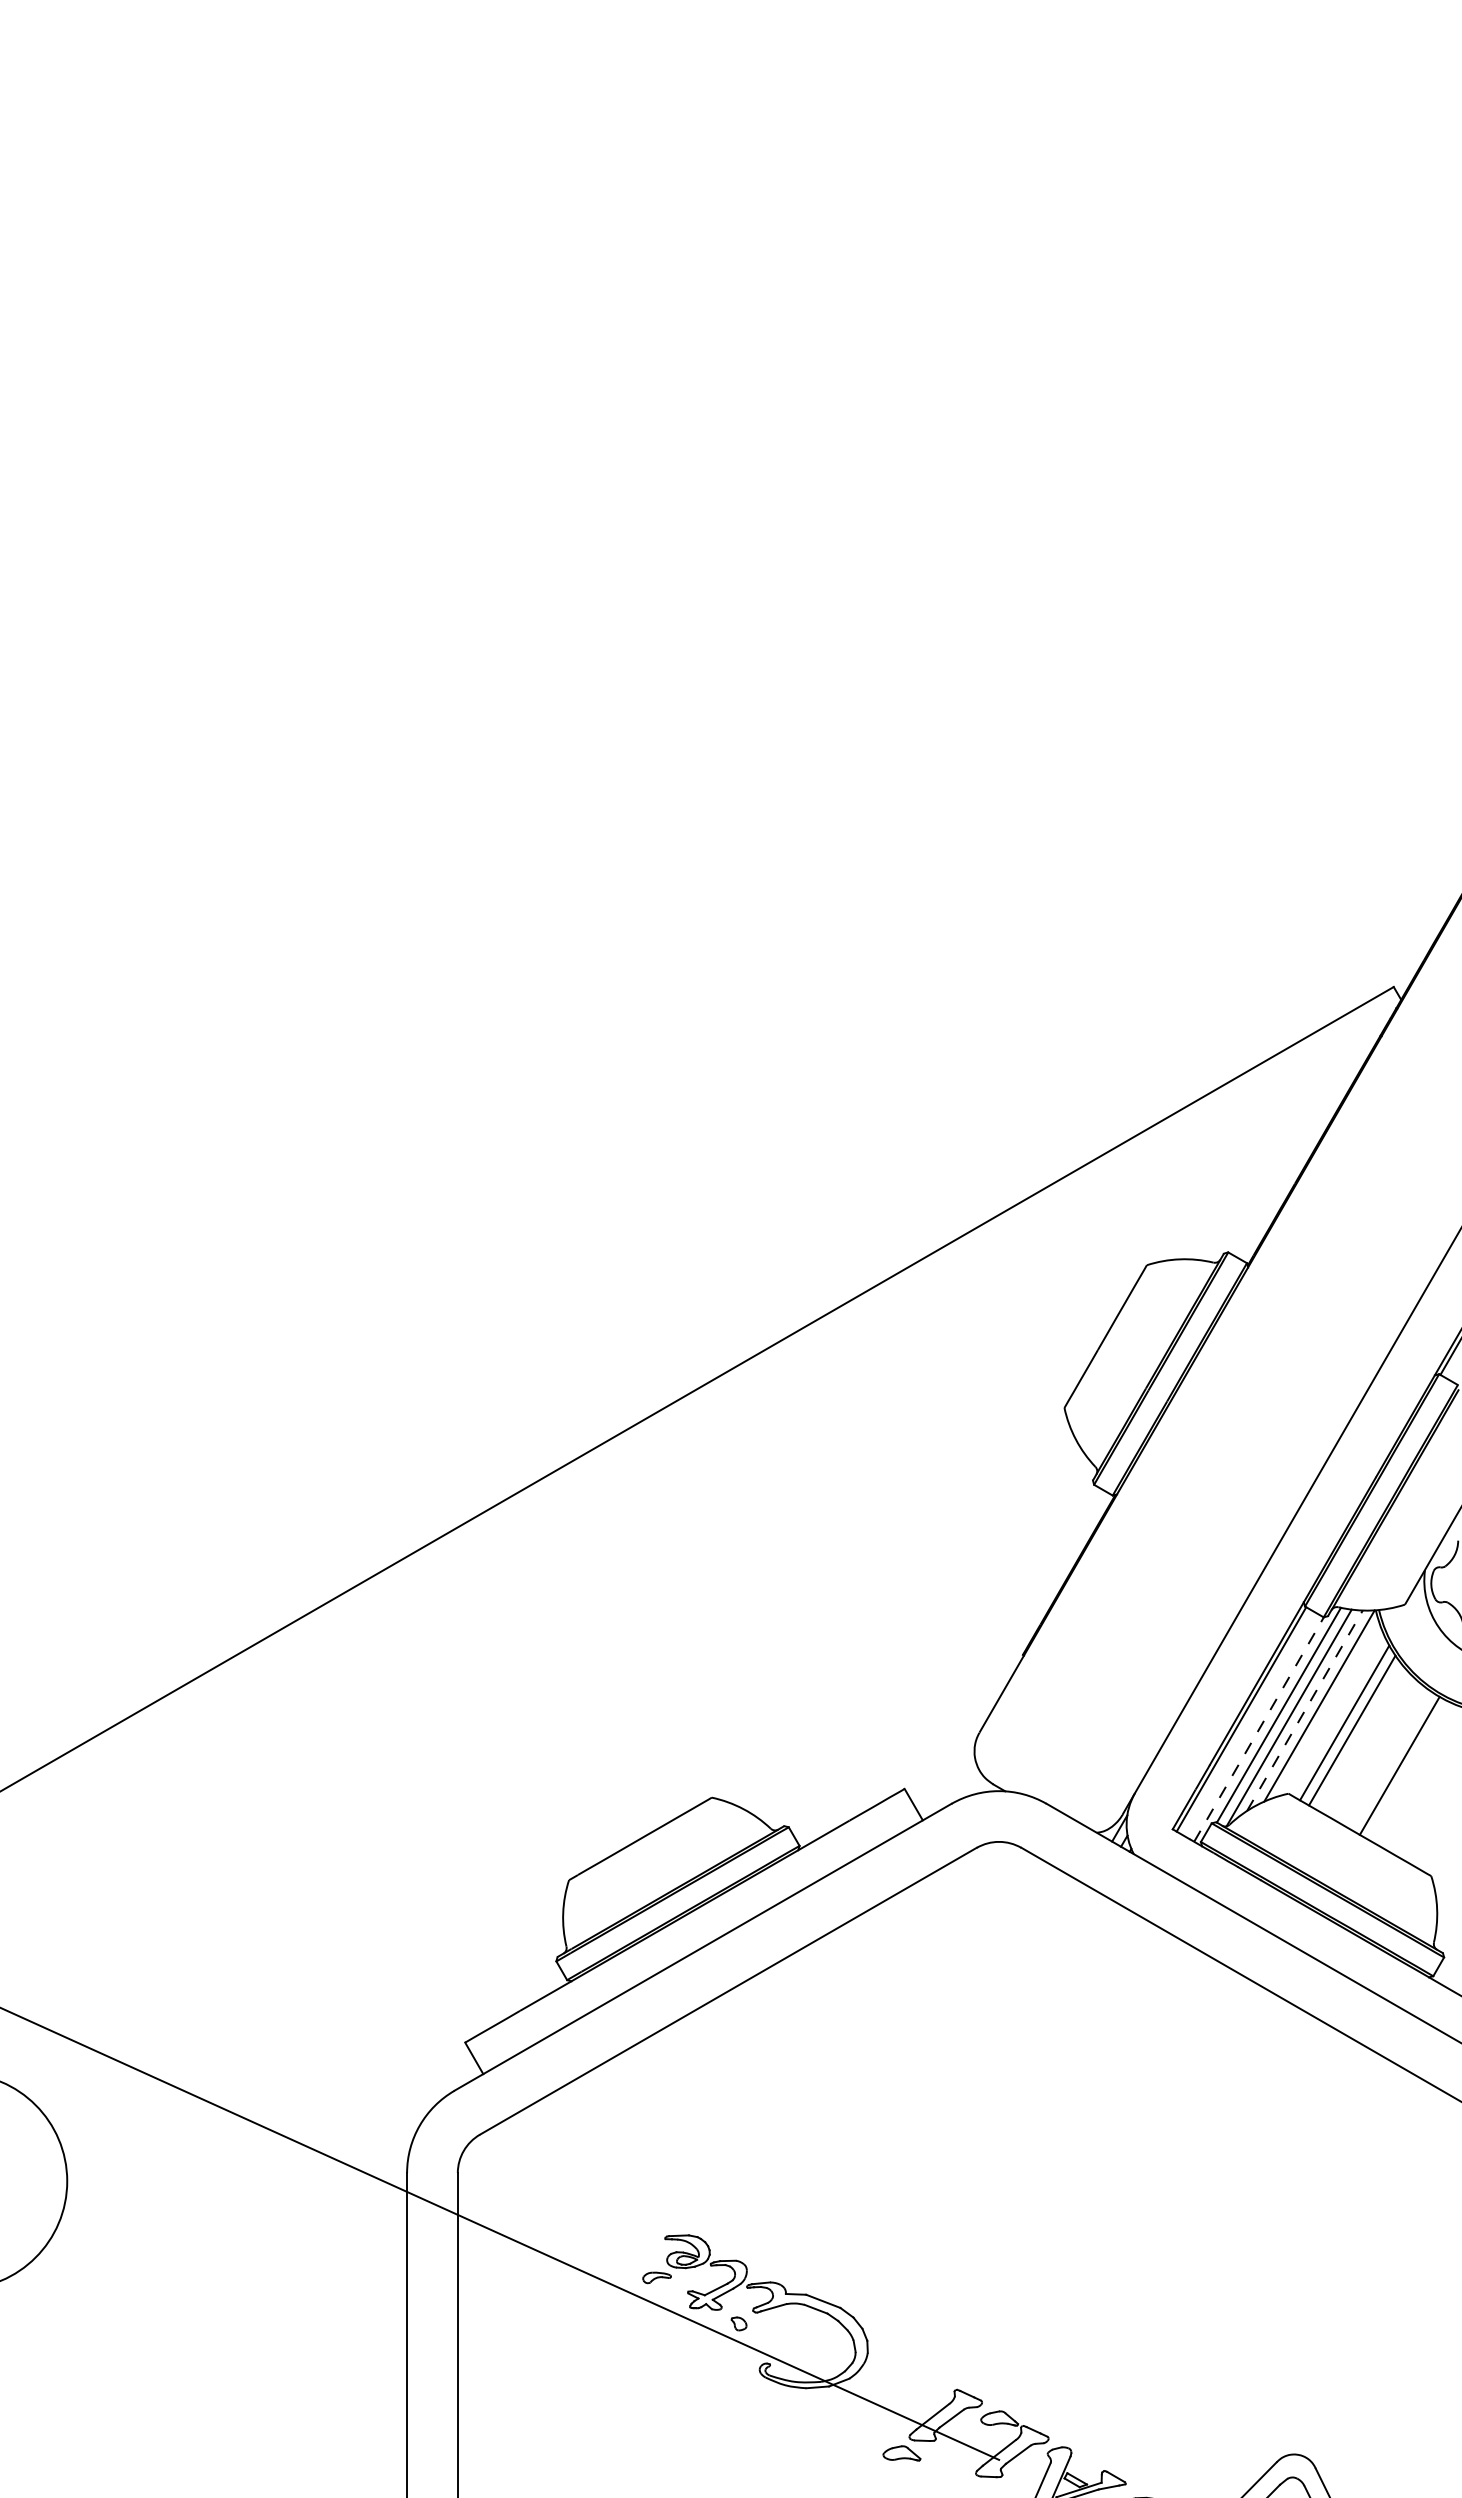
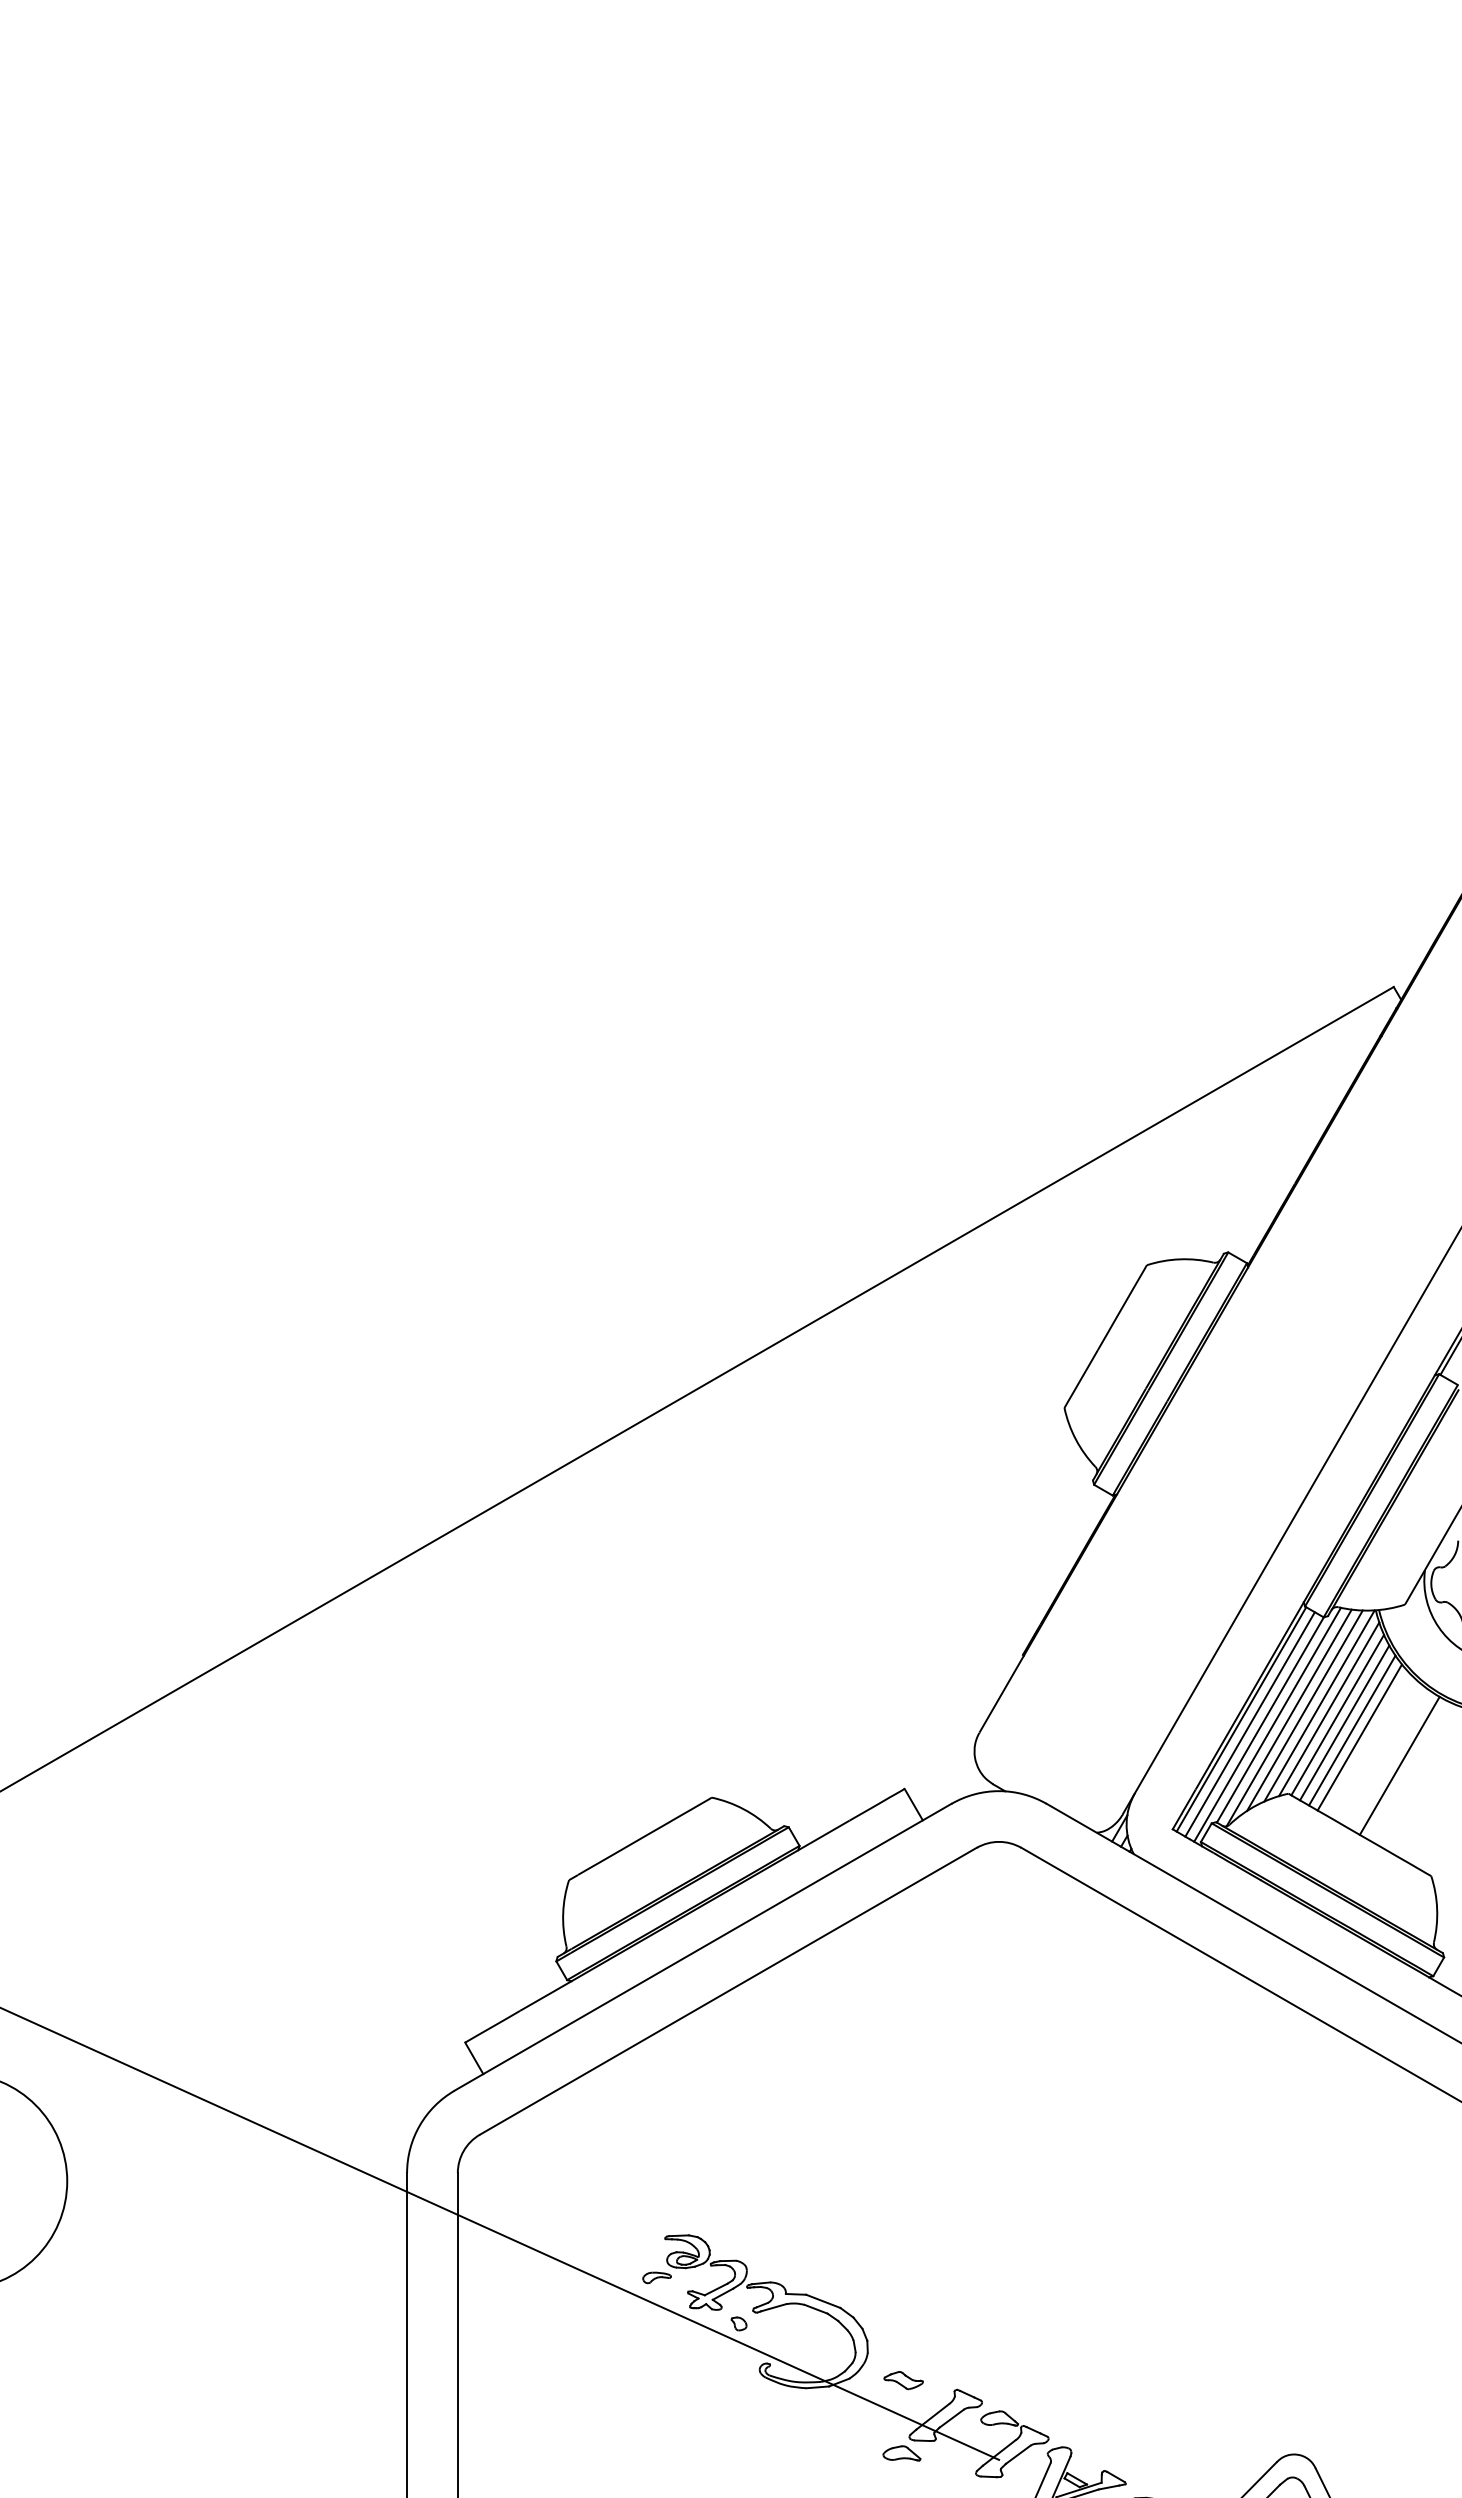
line: none -> present (1329, 1709)
line: dashed -> solid (1304, 1710)
line: none -> present (1337, 1714)
line: none -> present (1249, 1724)
line: dashed -> solid (1259, 1729)
line: none -> present (1359, 1737)
part: none -> present (903, 2380)
